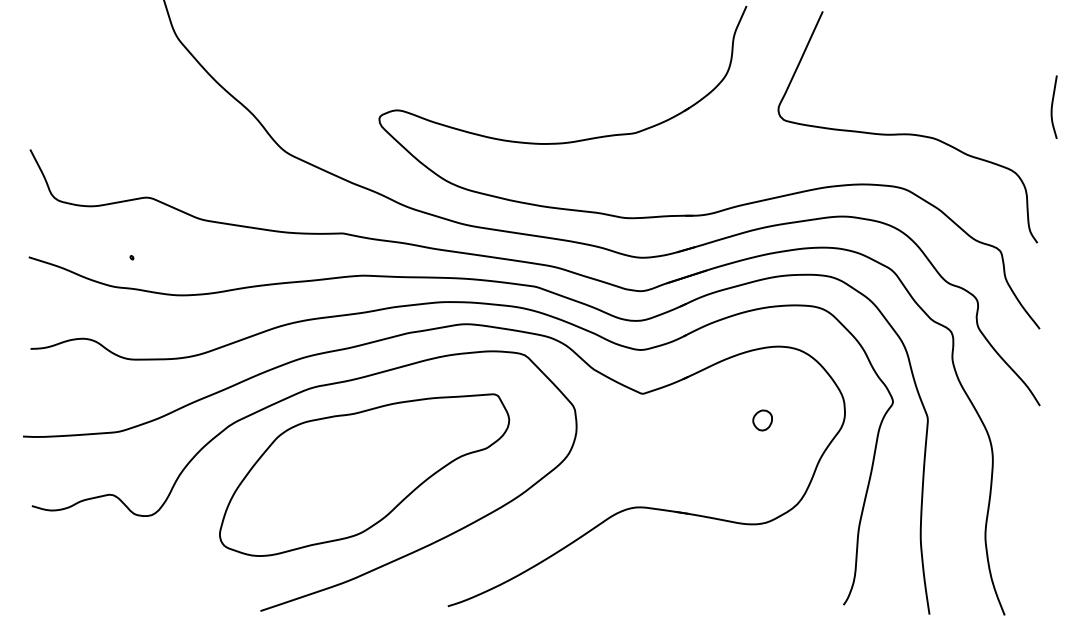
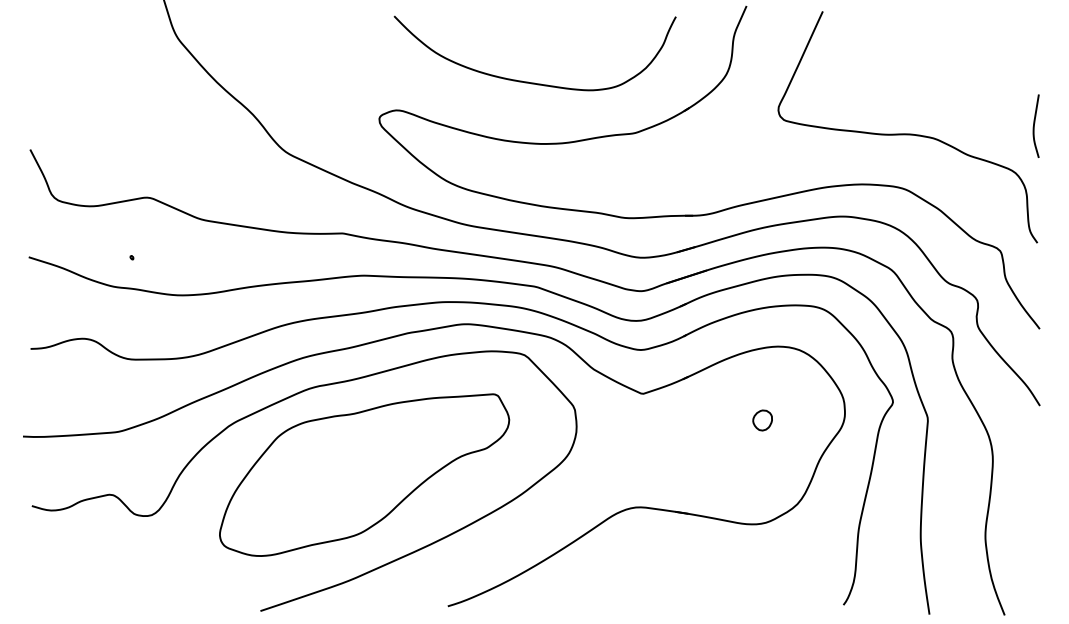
curve: none -> present (528, 81)
curve position: (1052, 106) -> (1034, 125) (1034, 125)
